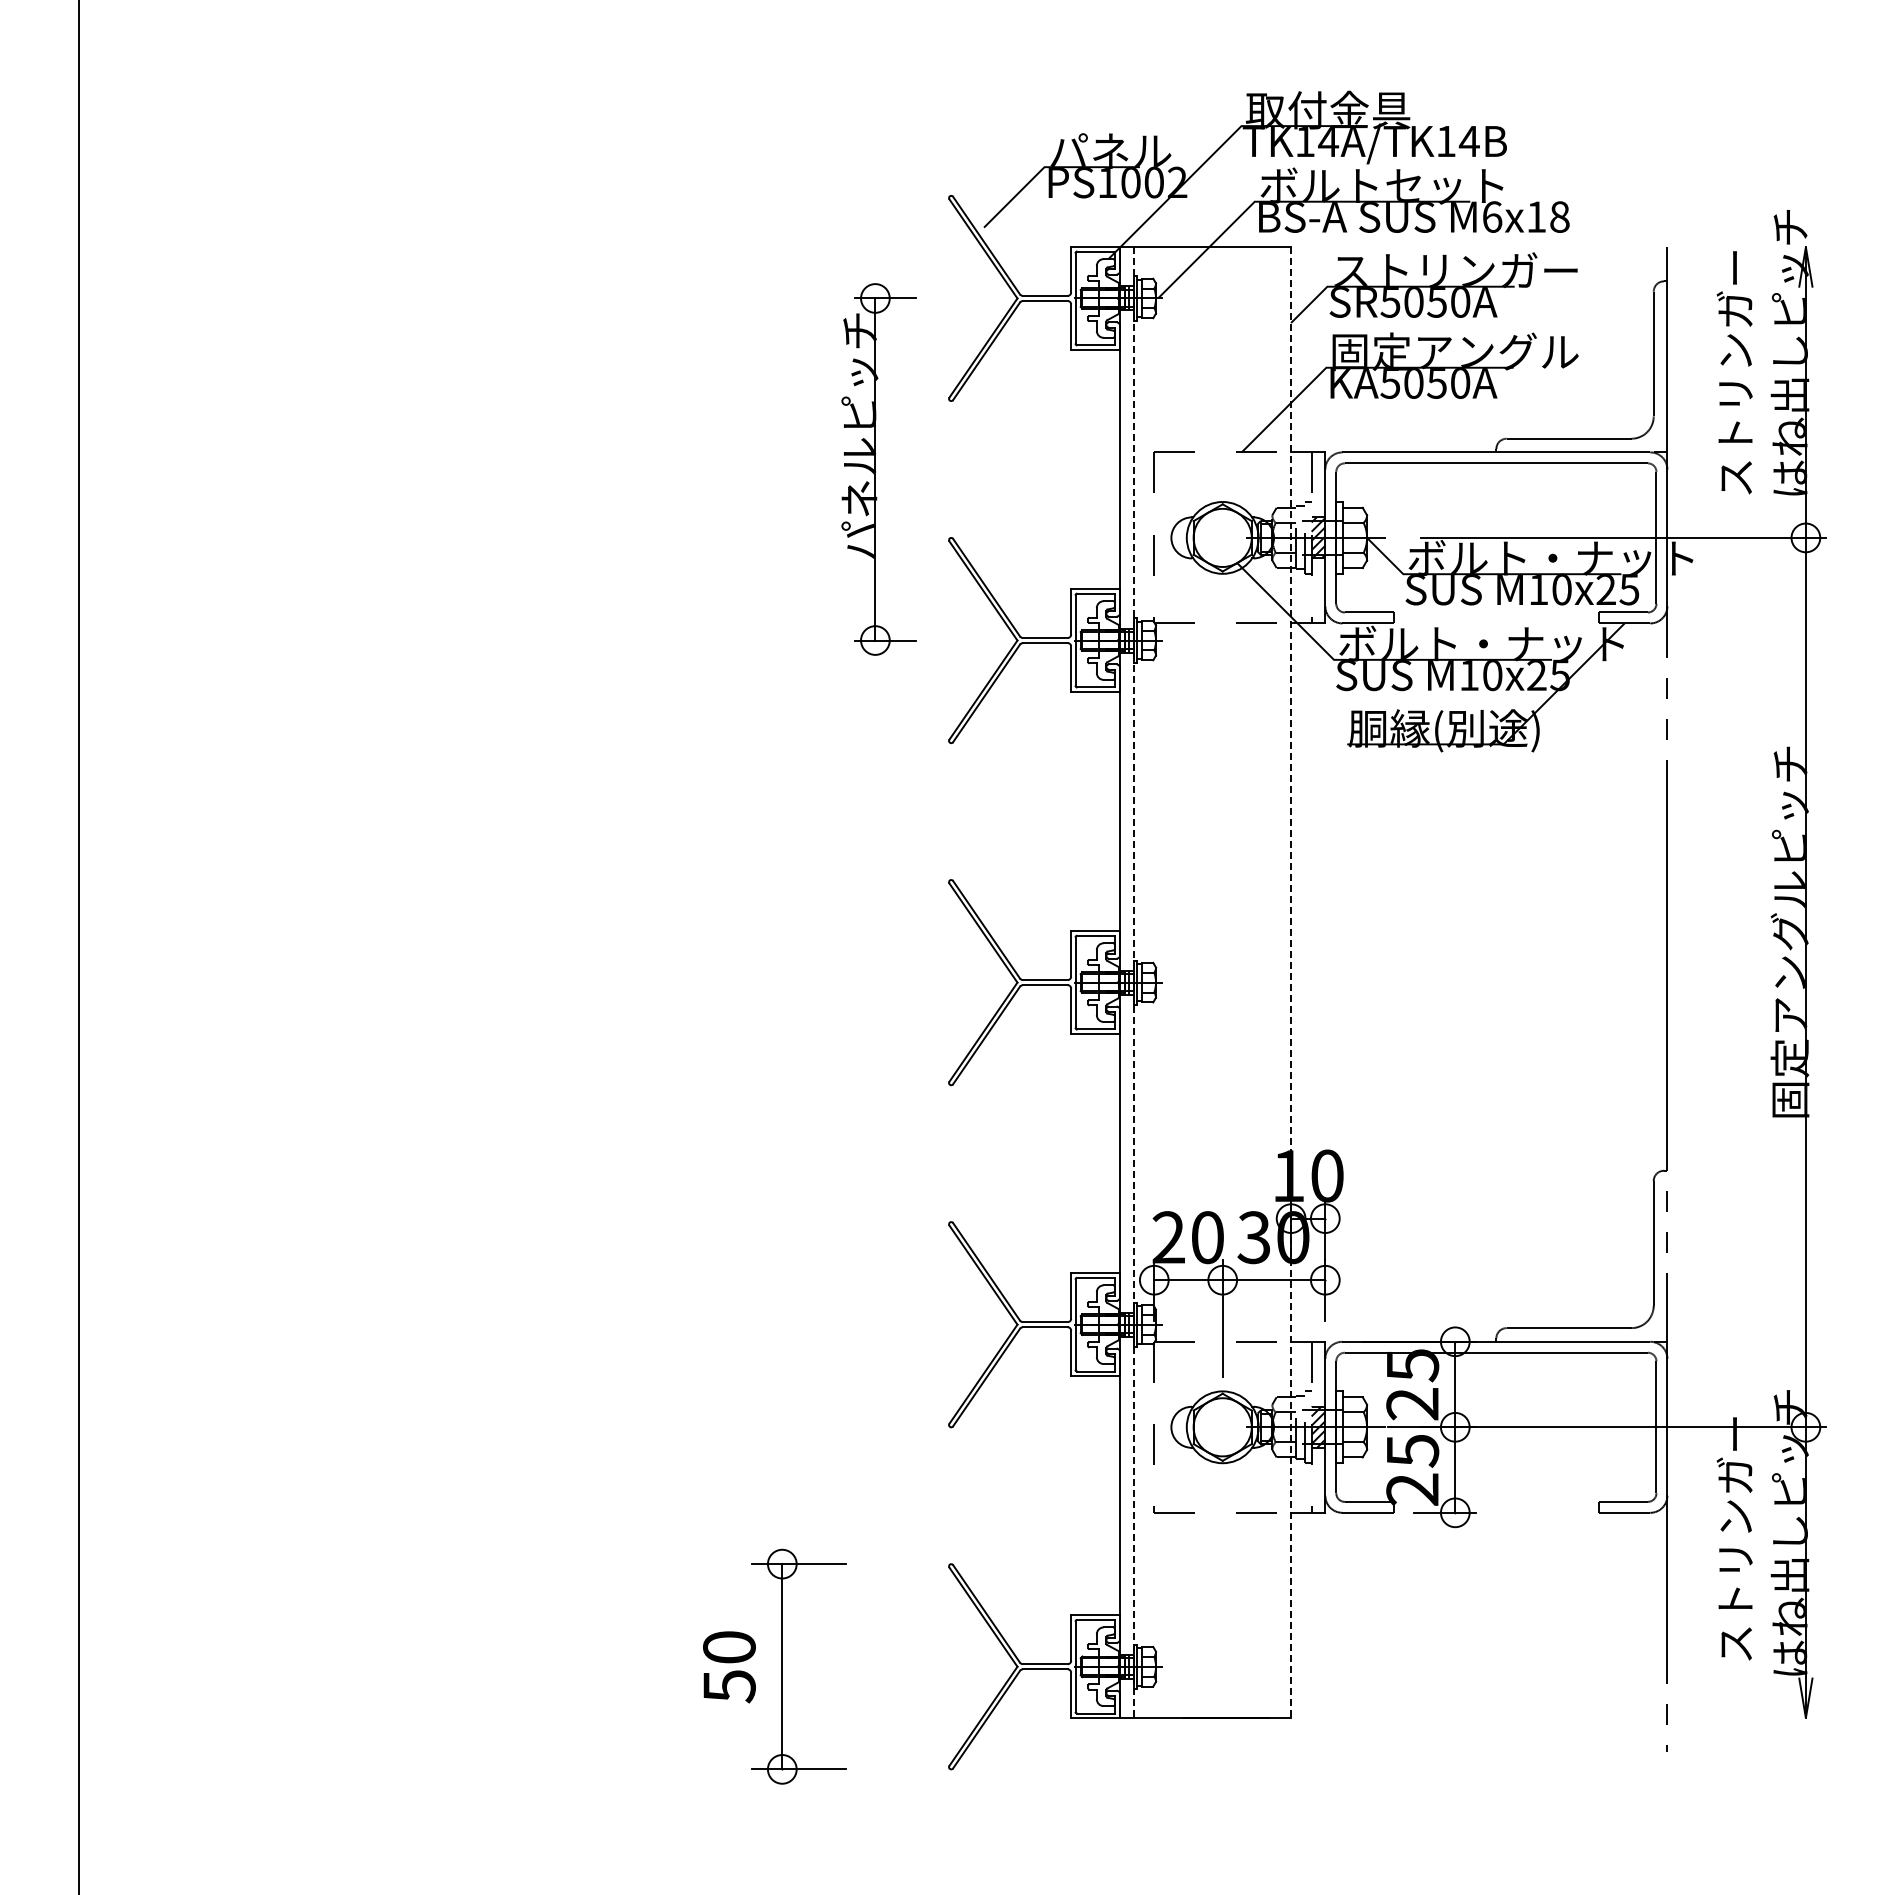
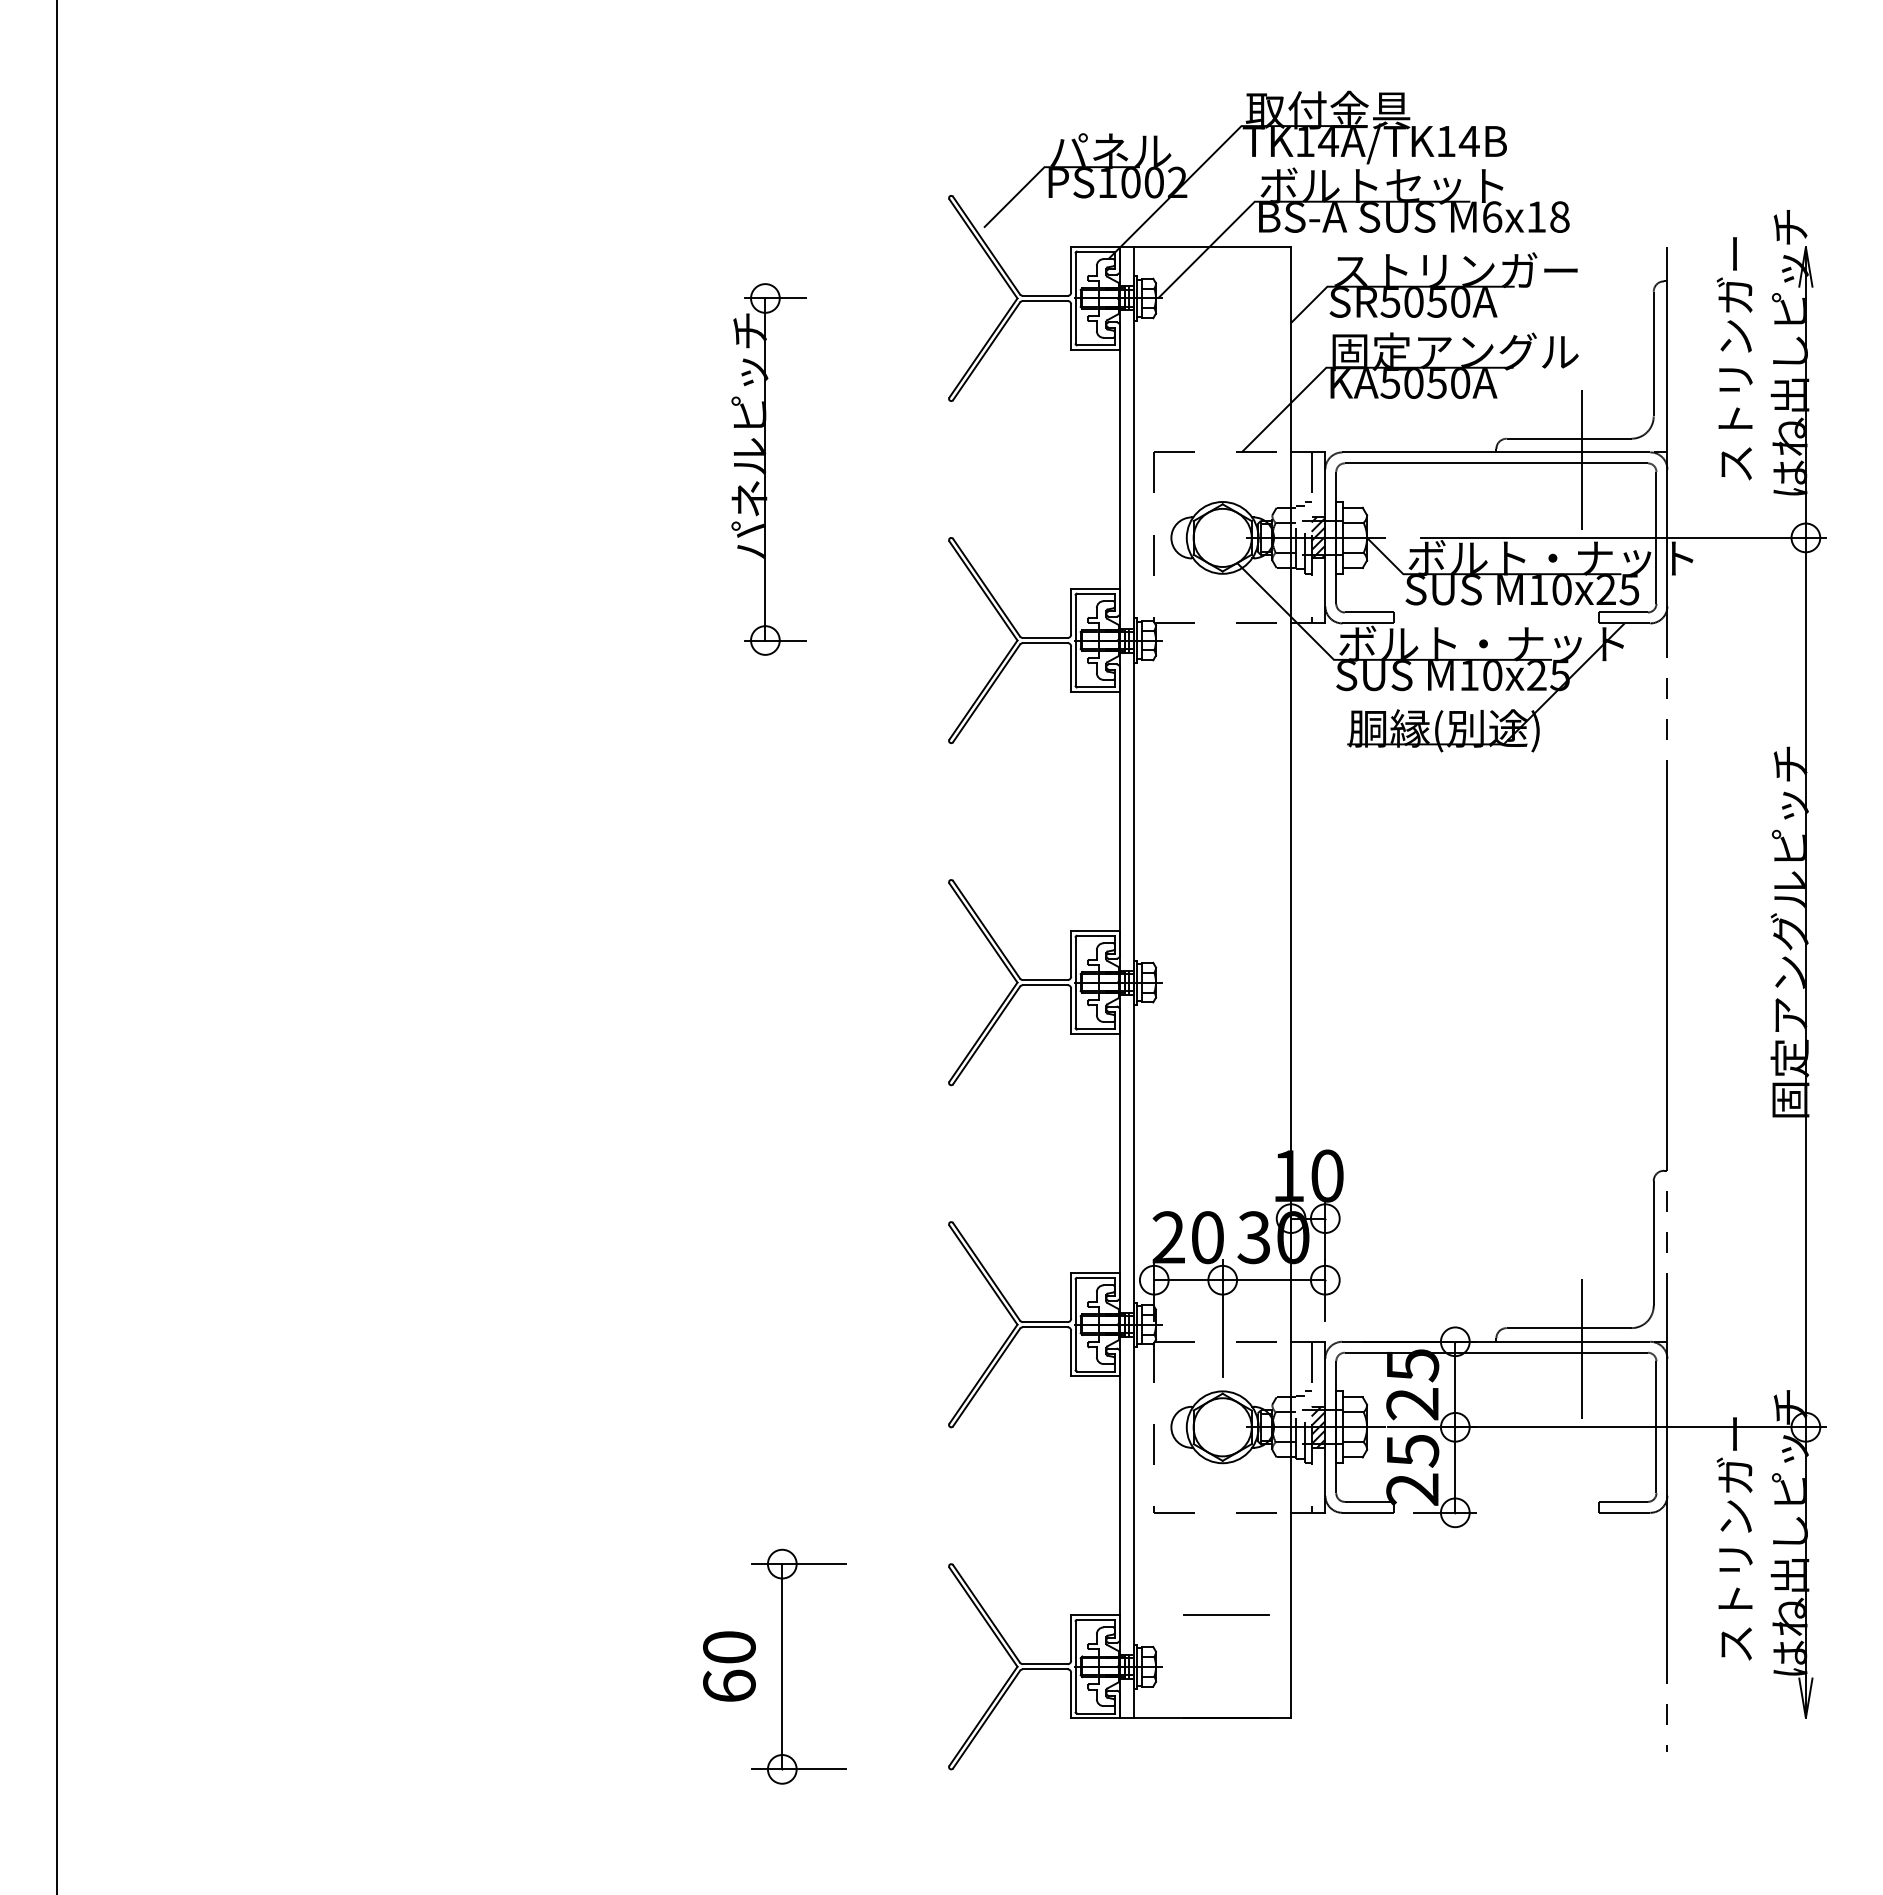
text position: (1734, 372) -> (1734, 358) (1734, 358)
line: none -> present (1581, 459)
part position: (878, 469) -> (768, 469) (768, 469)
line position: (78, 946) -> (56, 946) (56, 946)
line: dashed -> solid (1133, 983)
line: dashed -> solid (1291, 983)
line: none -> present (1581, 1349)
line: none -> present (1226, 1615)
text: 50 -> 60 (729, 1686)
